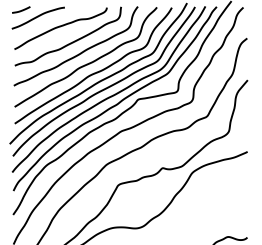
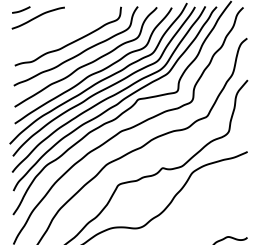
curve: present -> none (60, 27)
